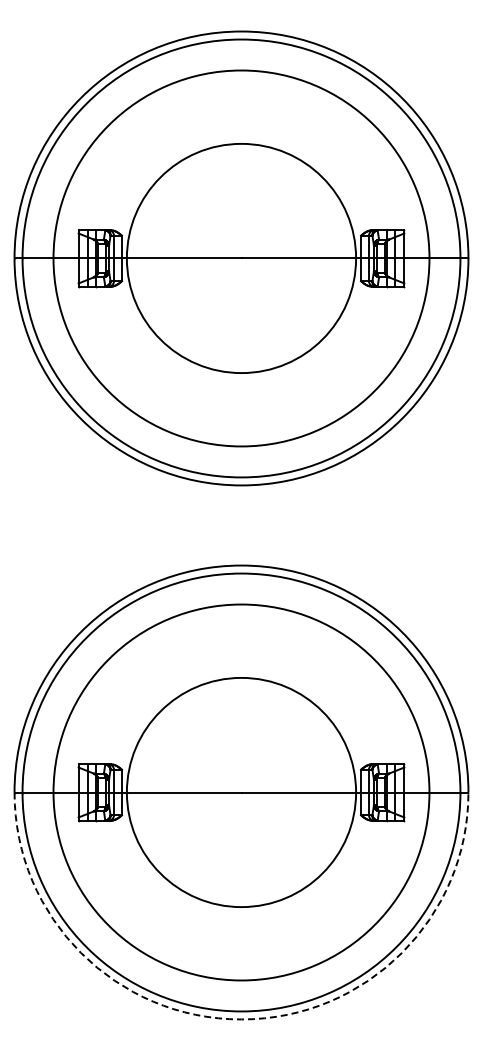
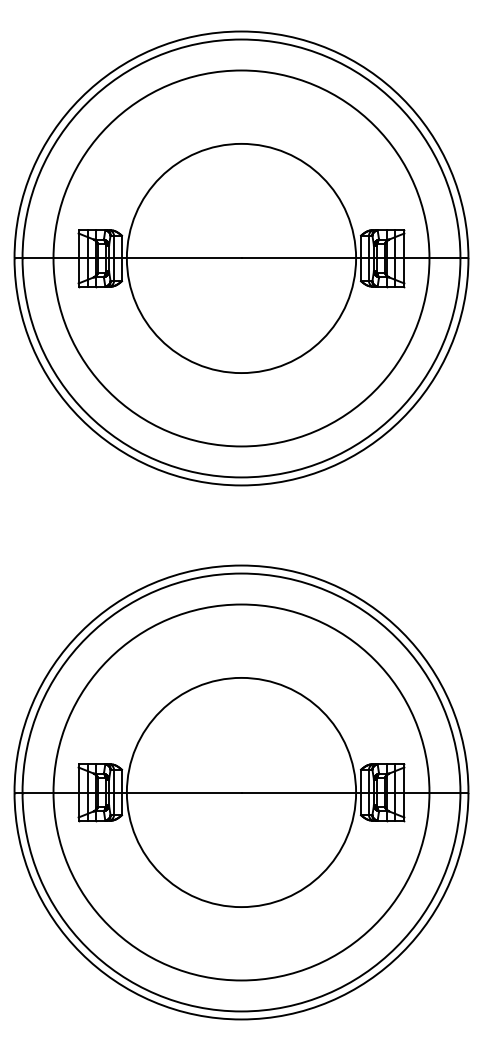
arc: dashed -> solid (241, 1019)
